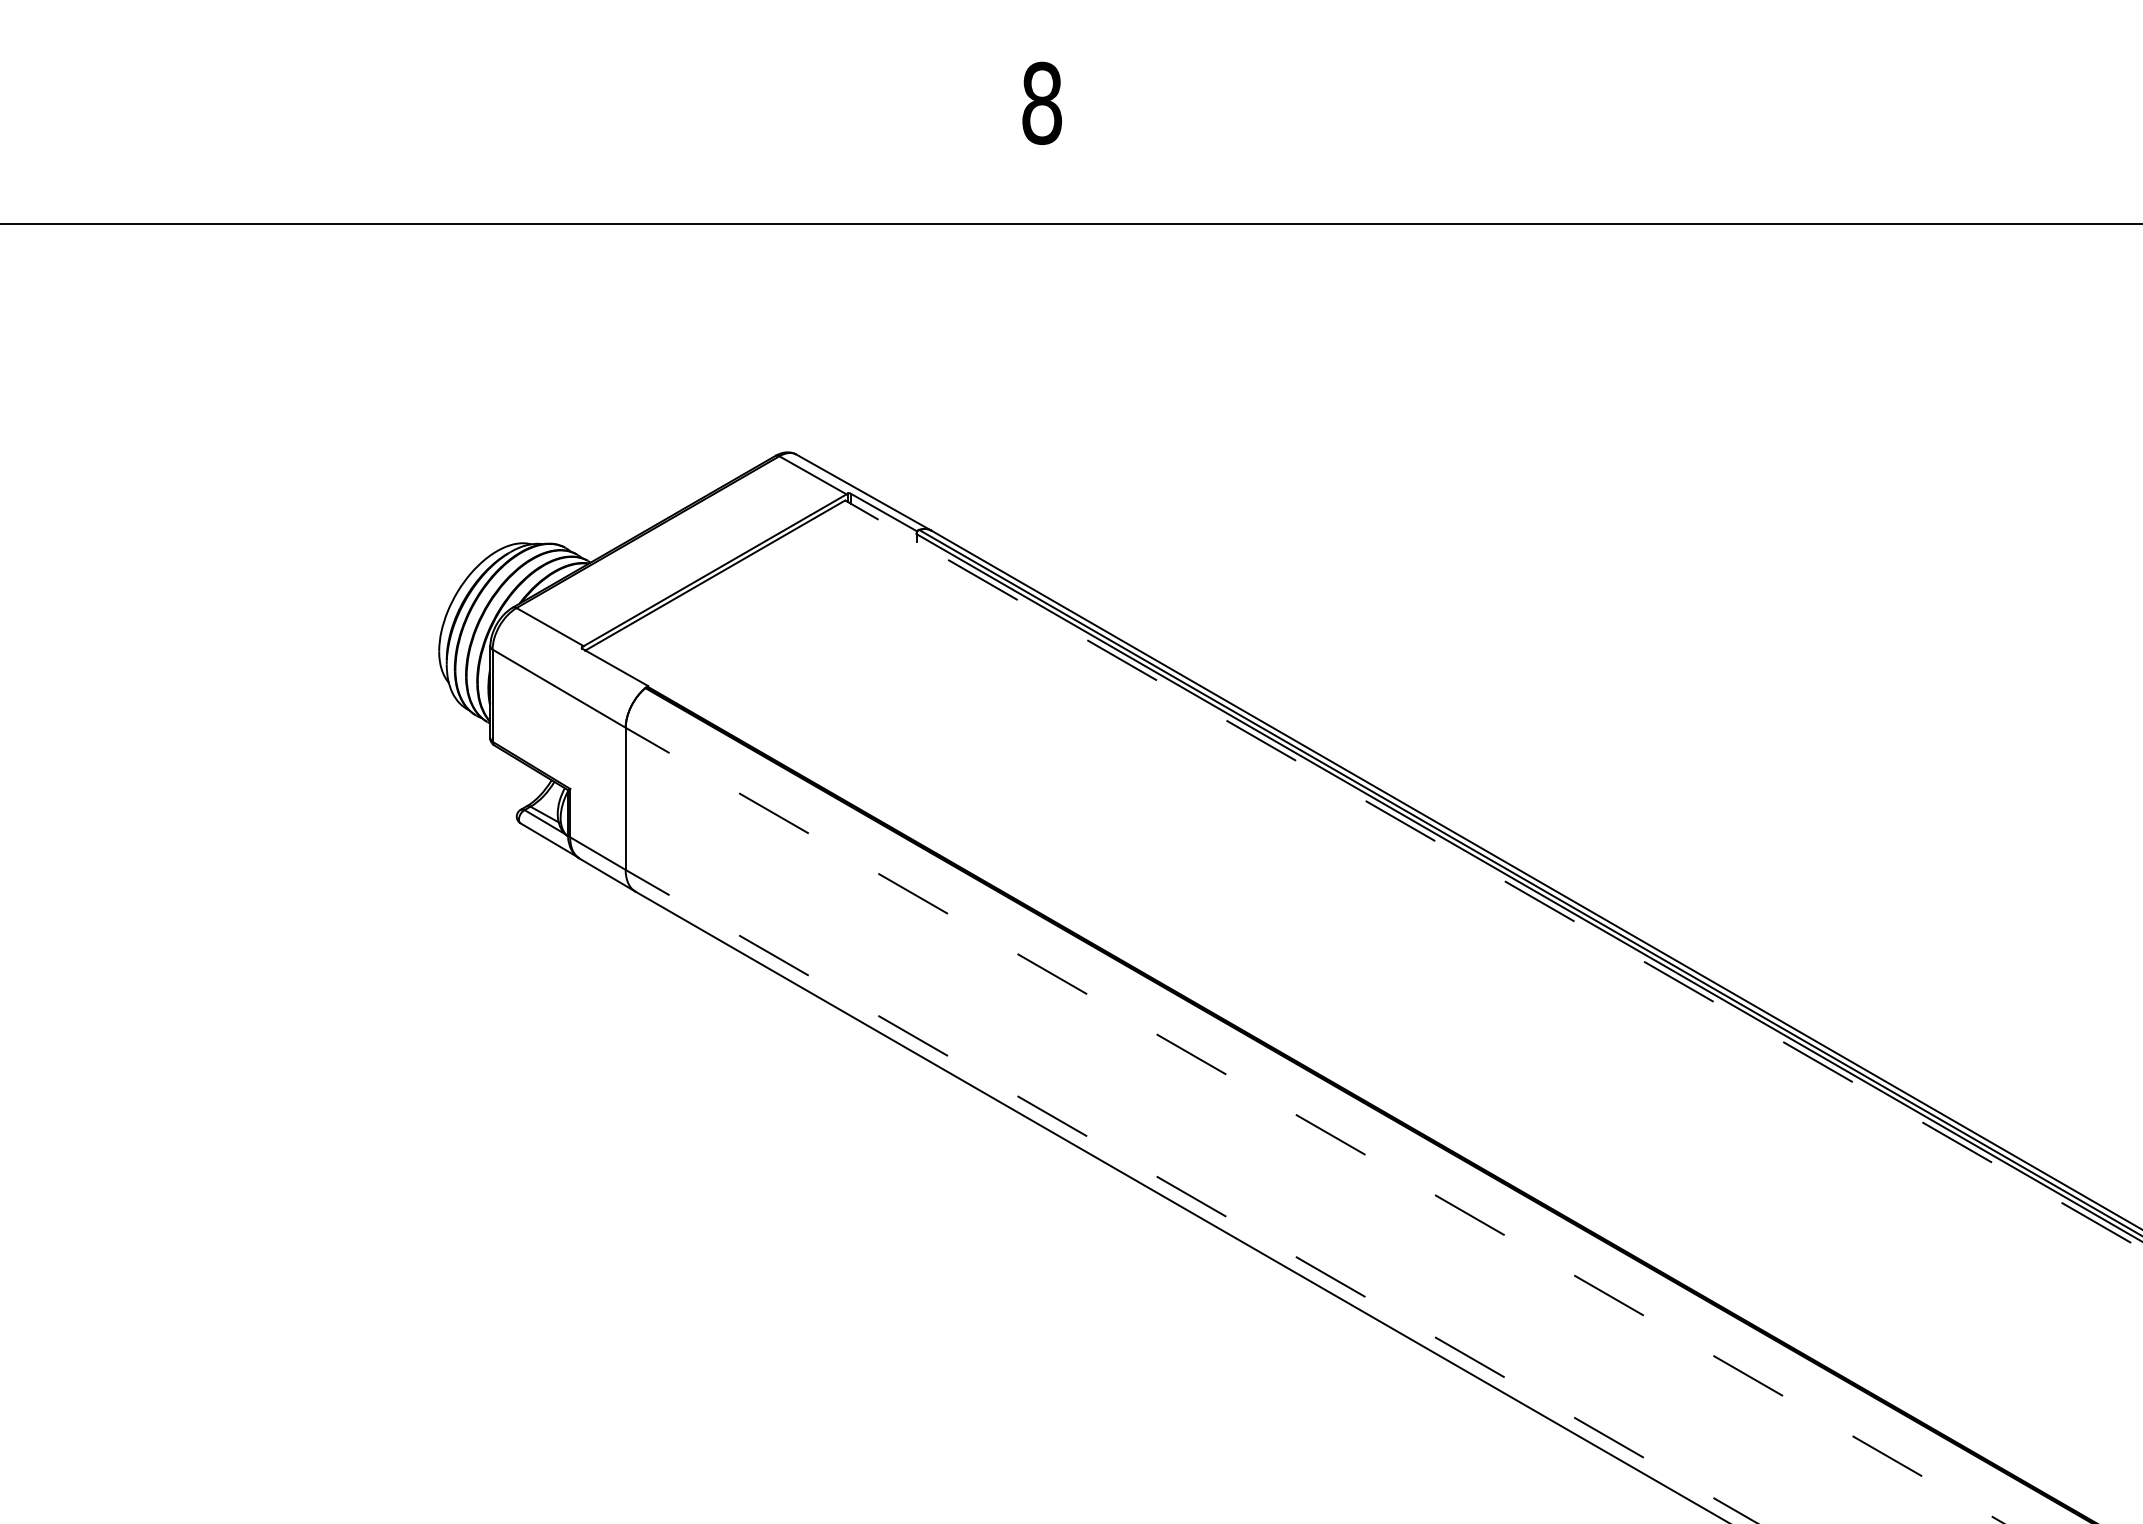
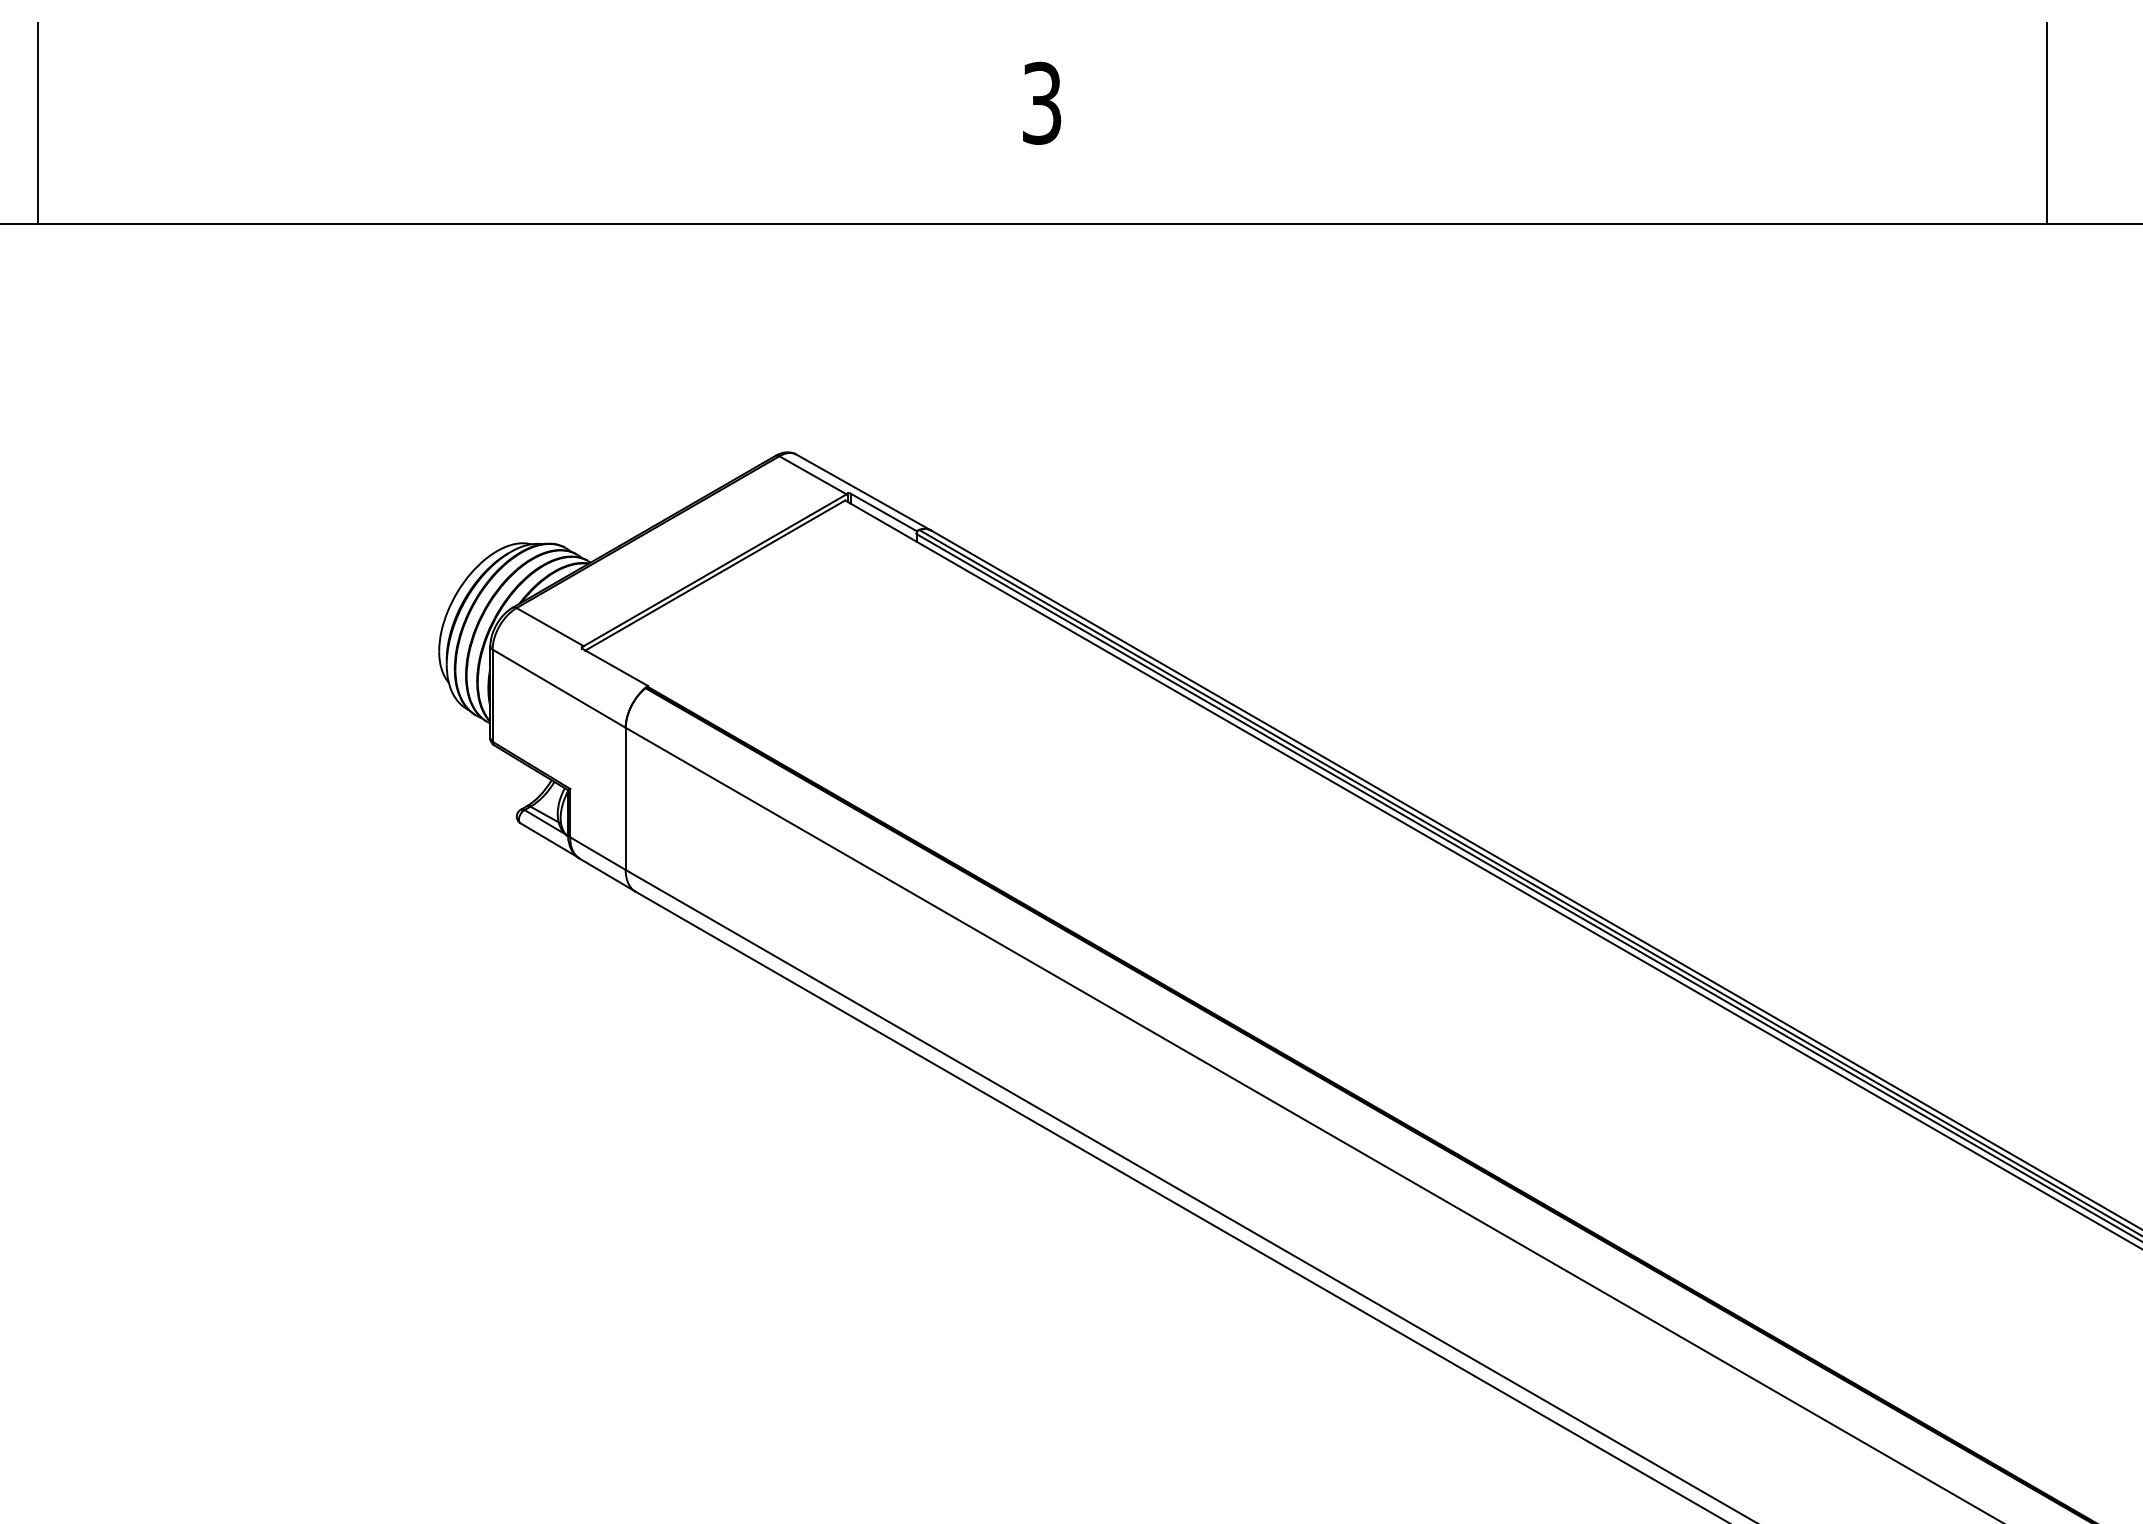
text: 8 -> 3 (1041, 102)
line: none -> present (37, 123)
line: none -> present (2046, 123)
line: dashed -> solid (1493, 874)
line: dashed -> solid (1315, 1125)
line: dashed -> solid (1192, 1196)
